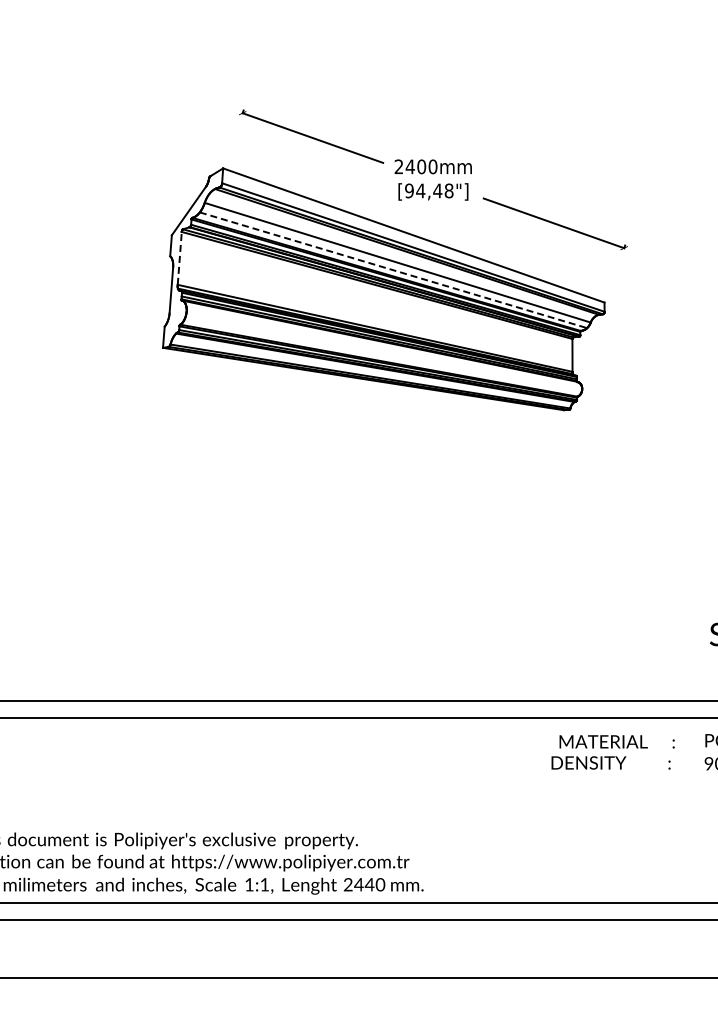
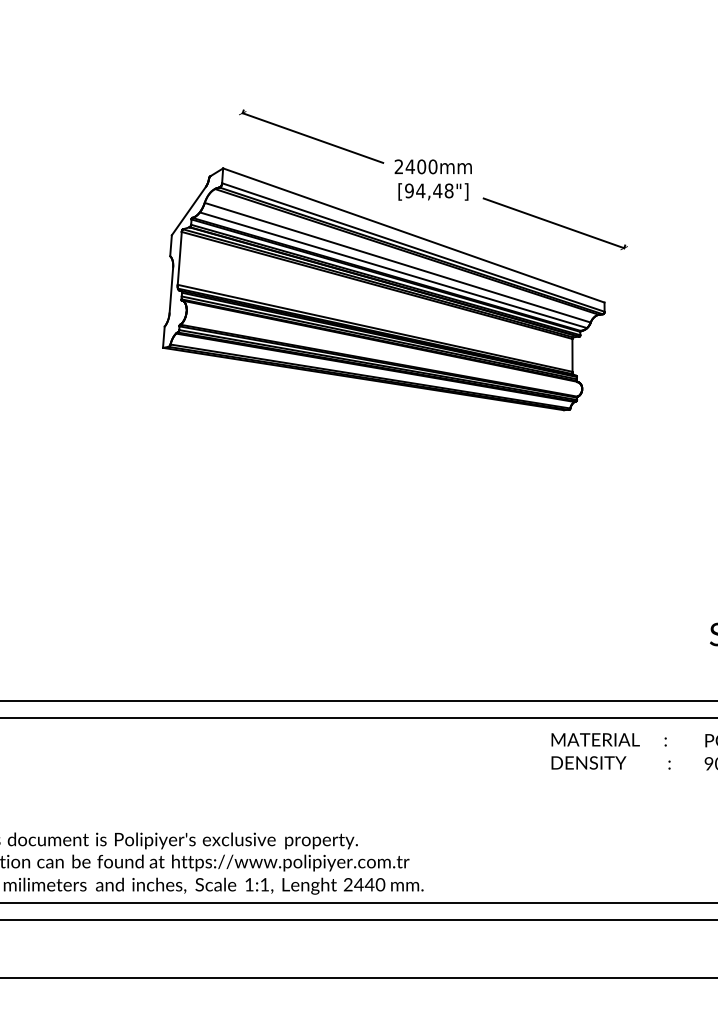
line: dashed -> solid (179, 258)
line: dashed -> solid (393, 270)
text position: (616, 741) -> (608, 739) (608, 739)
